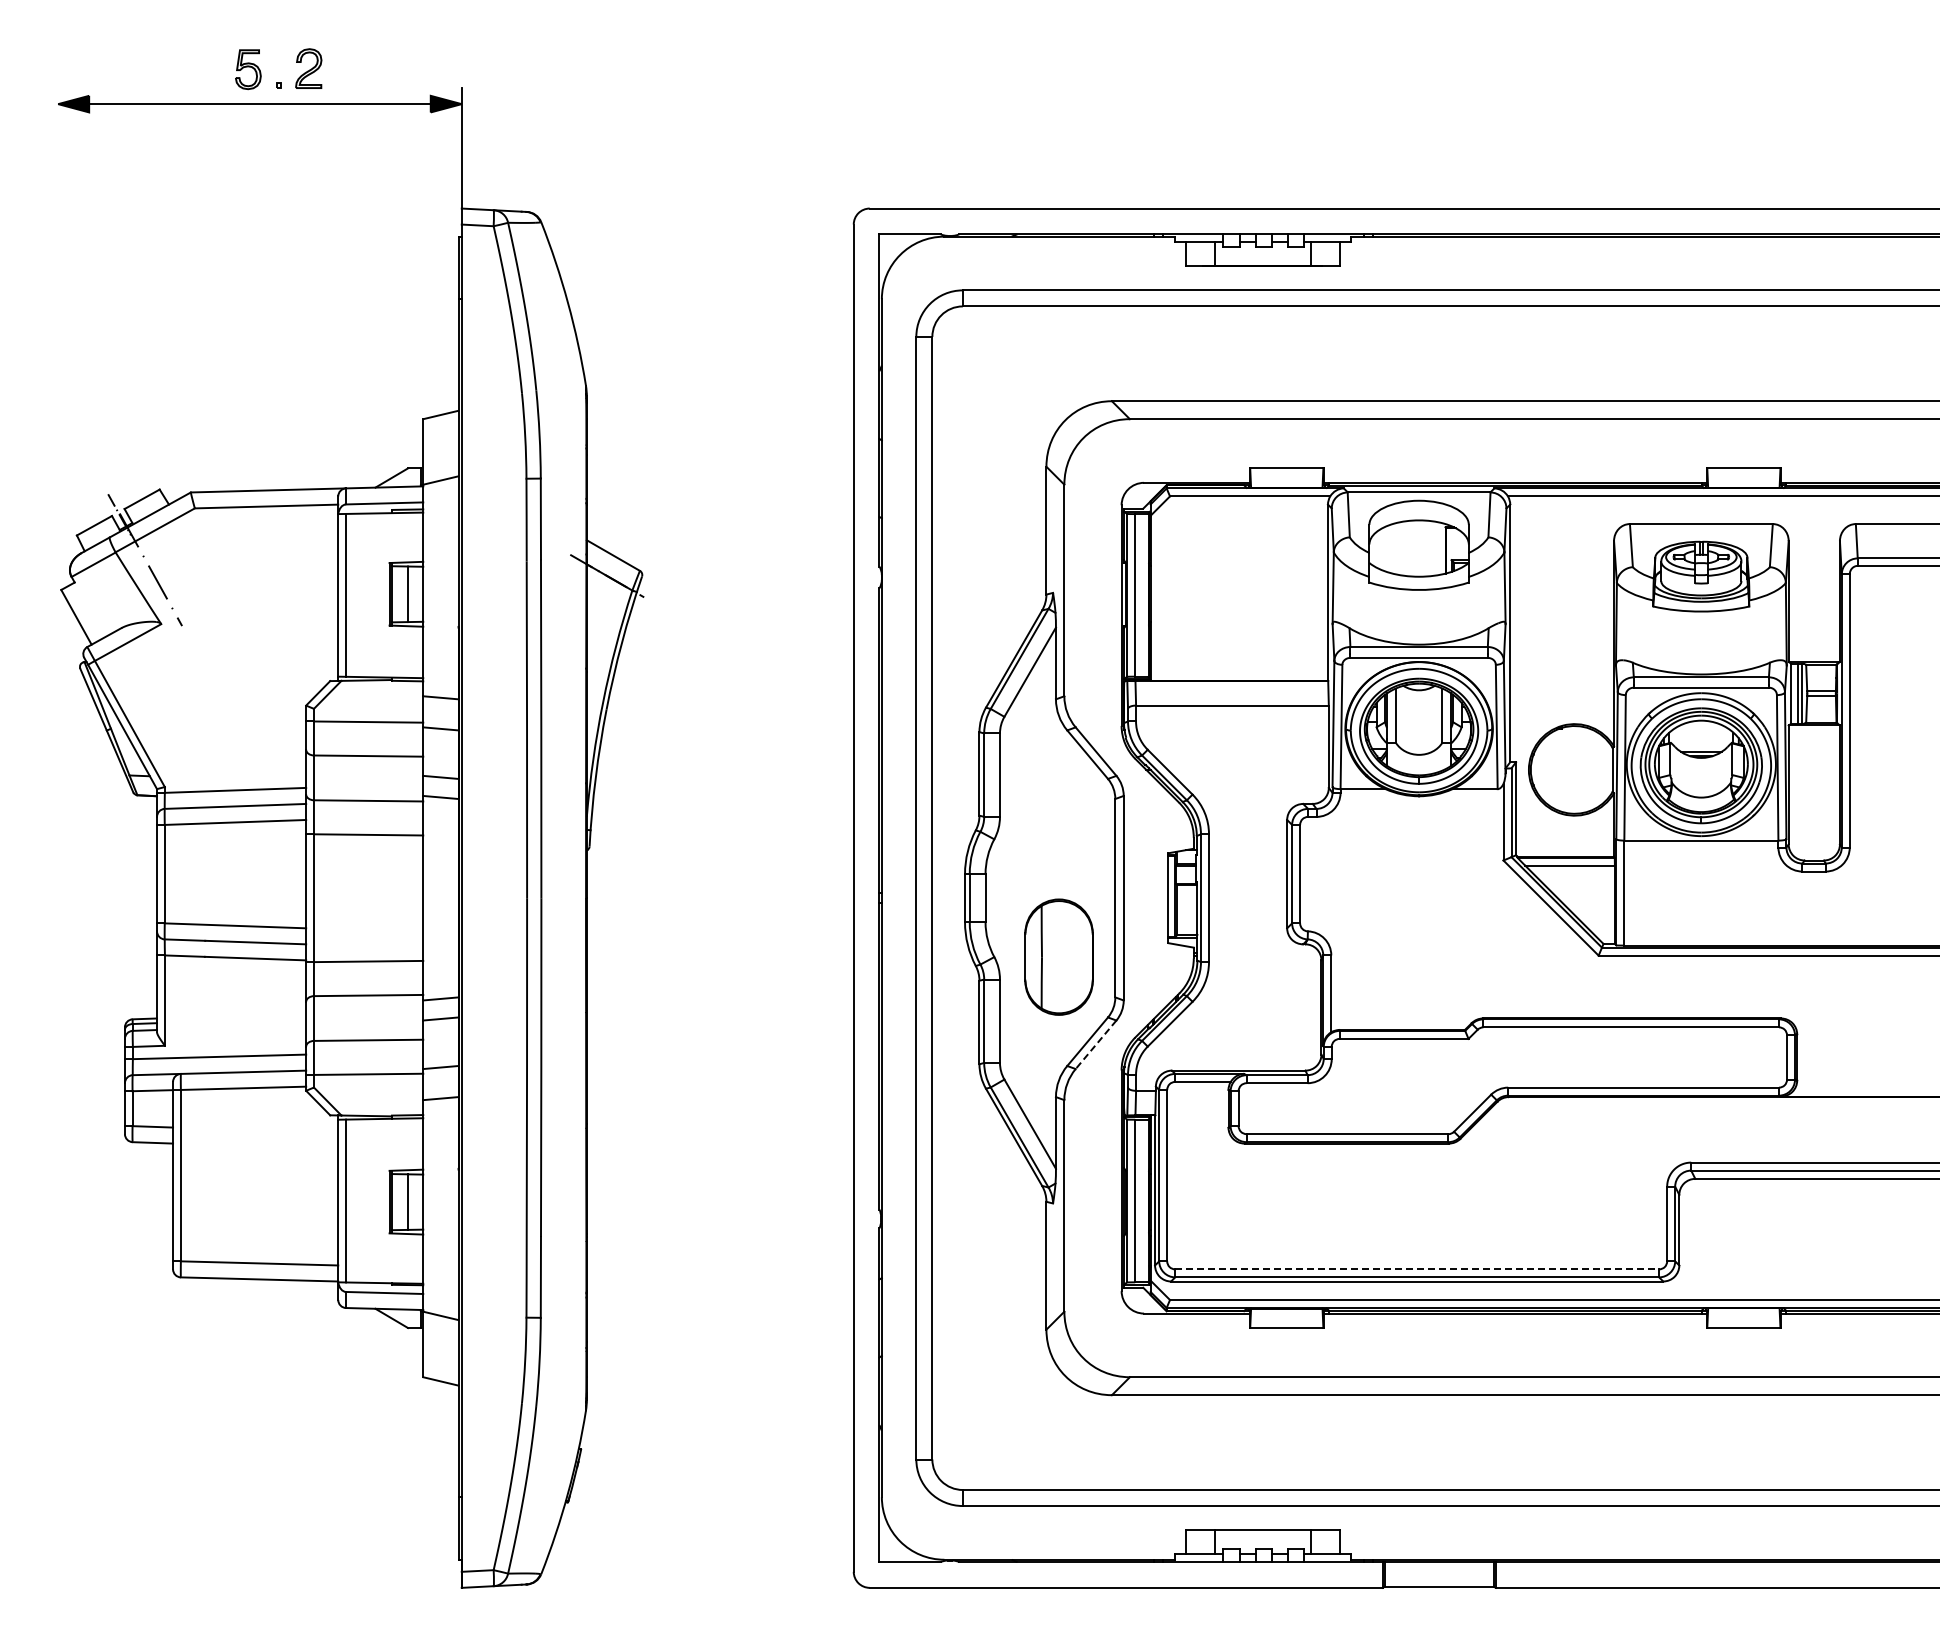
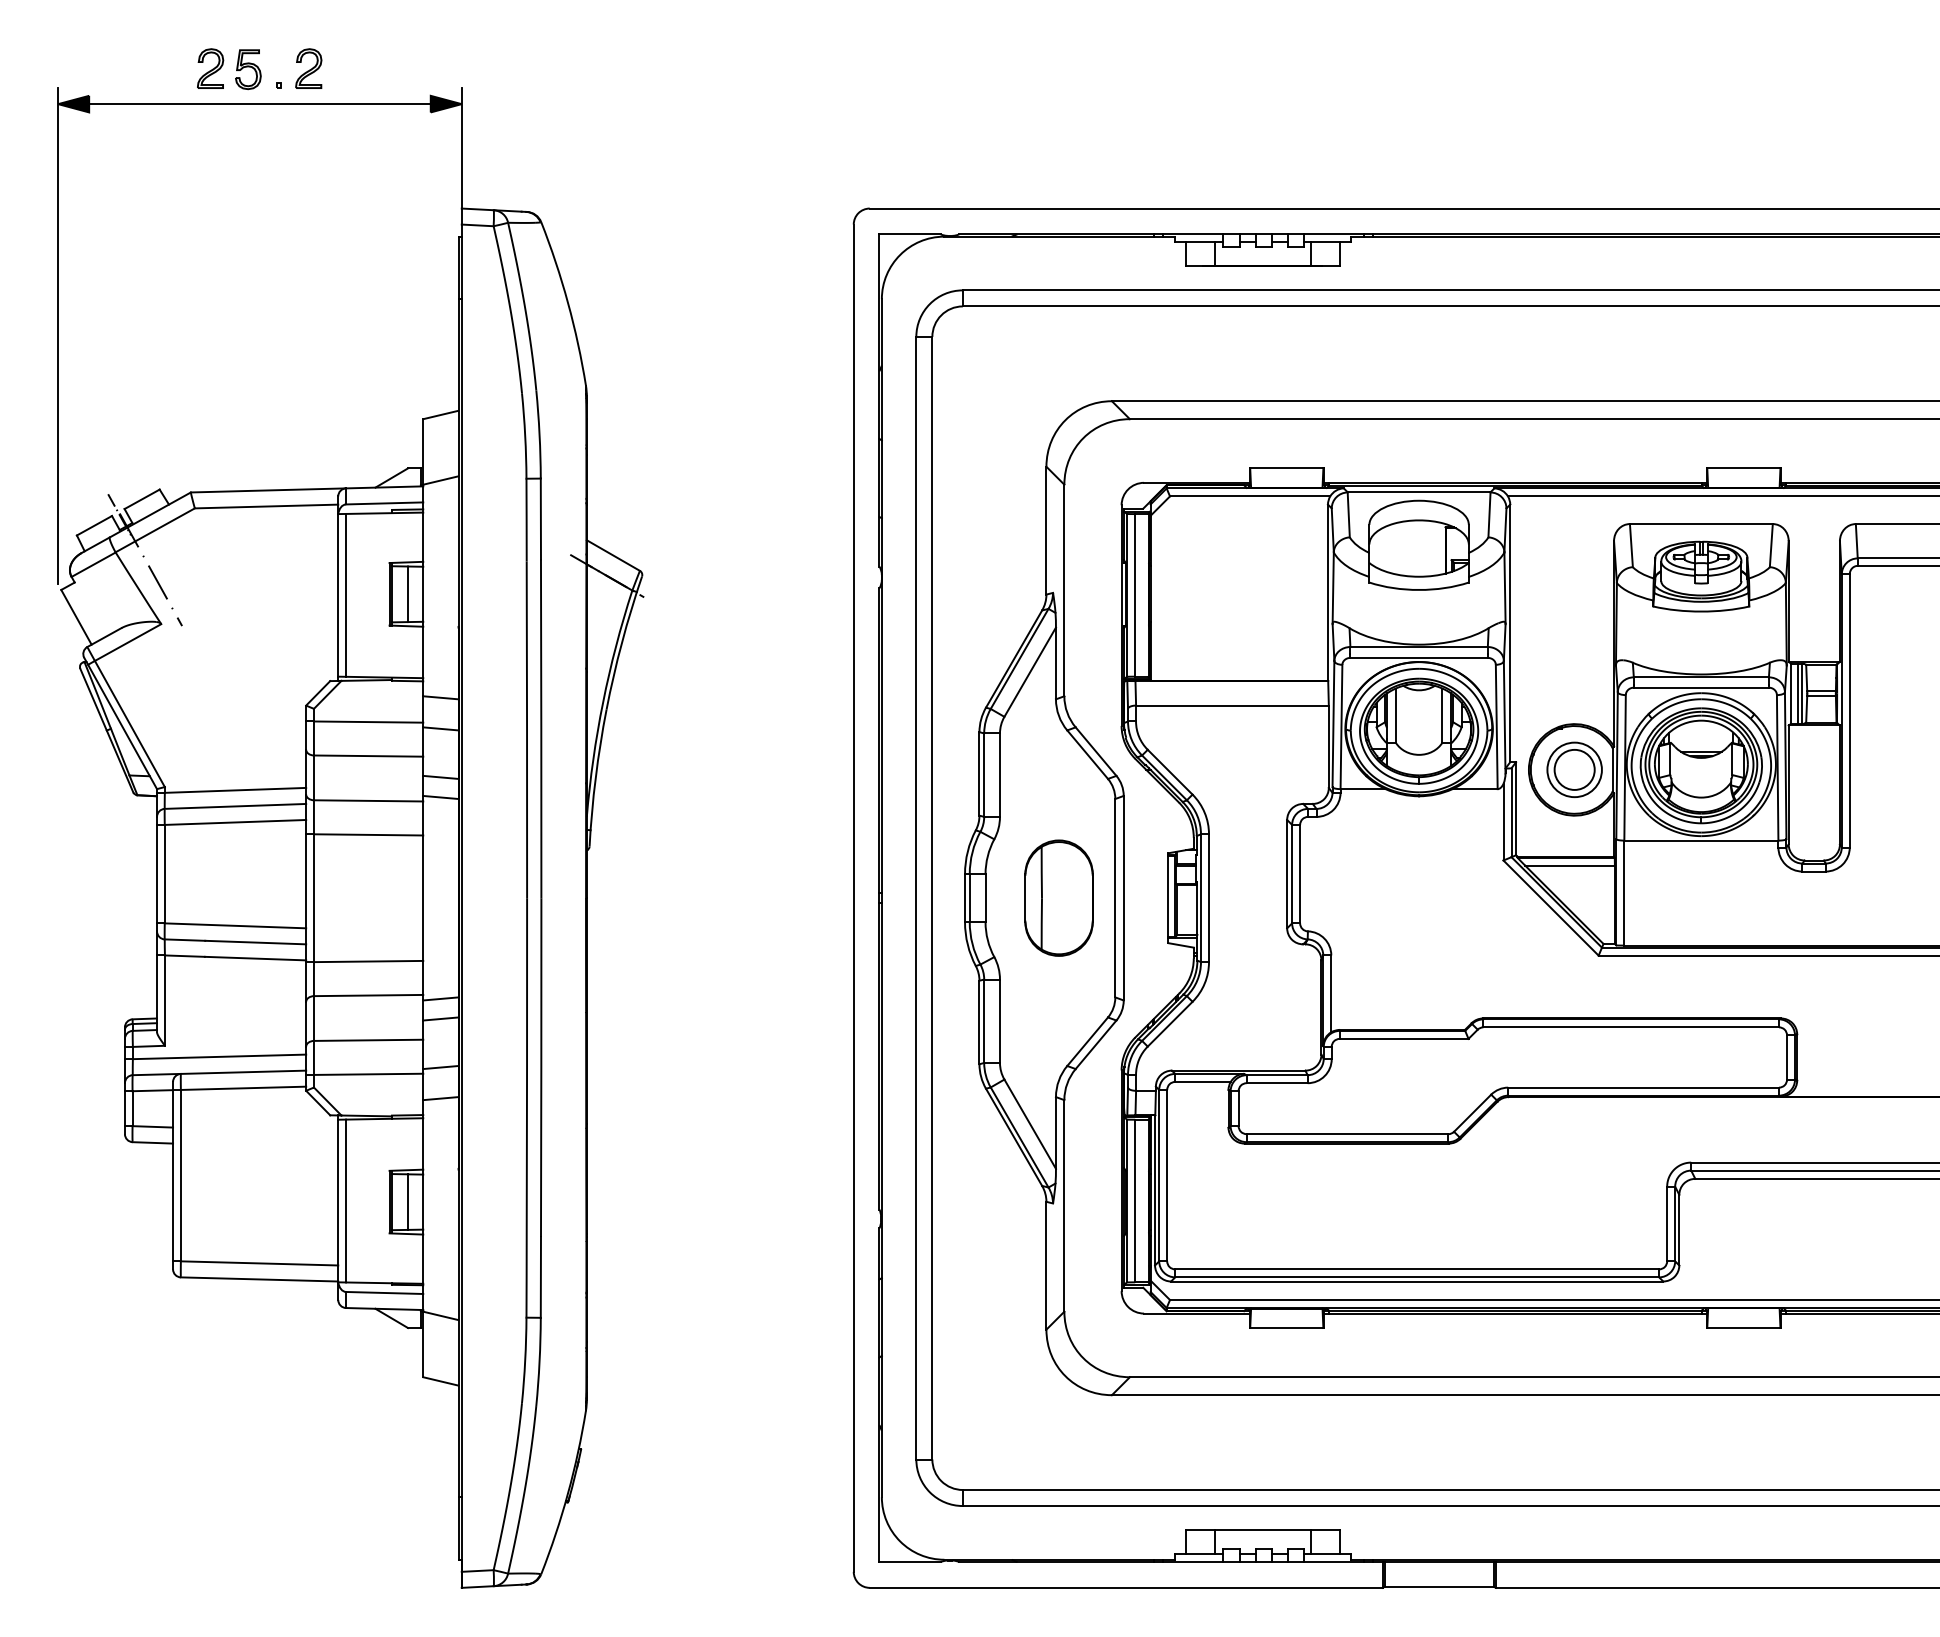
part: none -> present (210, 68)
line: none -> present (58, 336)
part: none -> present (1574, 769)
part position: (1058, 956) -> (1058, 897) (1058, 897)
line: dashed -> solid (1096, 1044)
line: dashed -> solid (1417, 1269)
